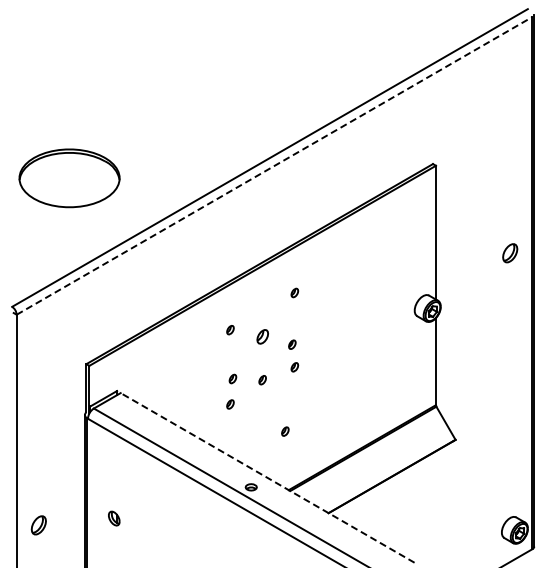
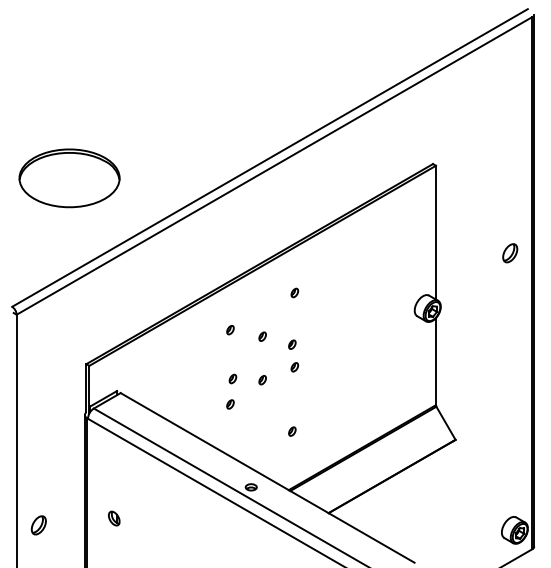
line: dashed -> solid (274, 165)
part size: 13x16 px -> 9x11 px (262, 336)
part position: (285, 431) -> (292, 431) (292, 431)
line: dashed -> solid (267, 477)
